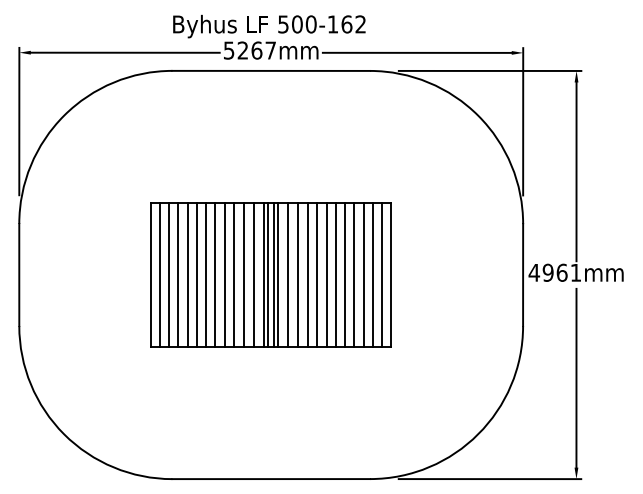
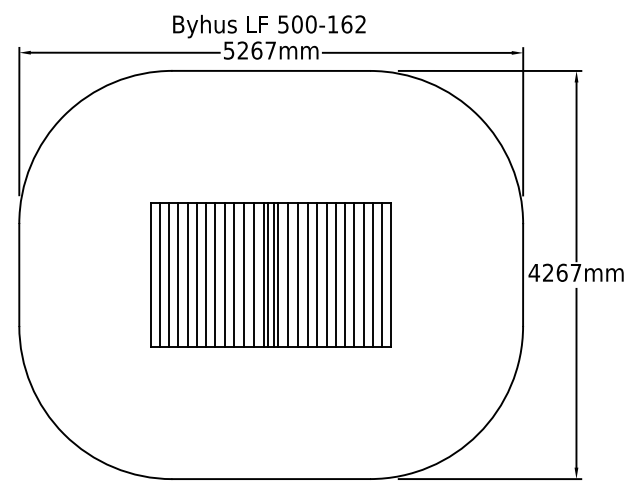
text: 4961mm -> 4267mm (561, 272)
